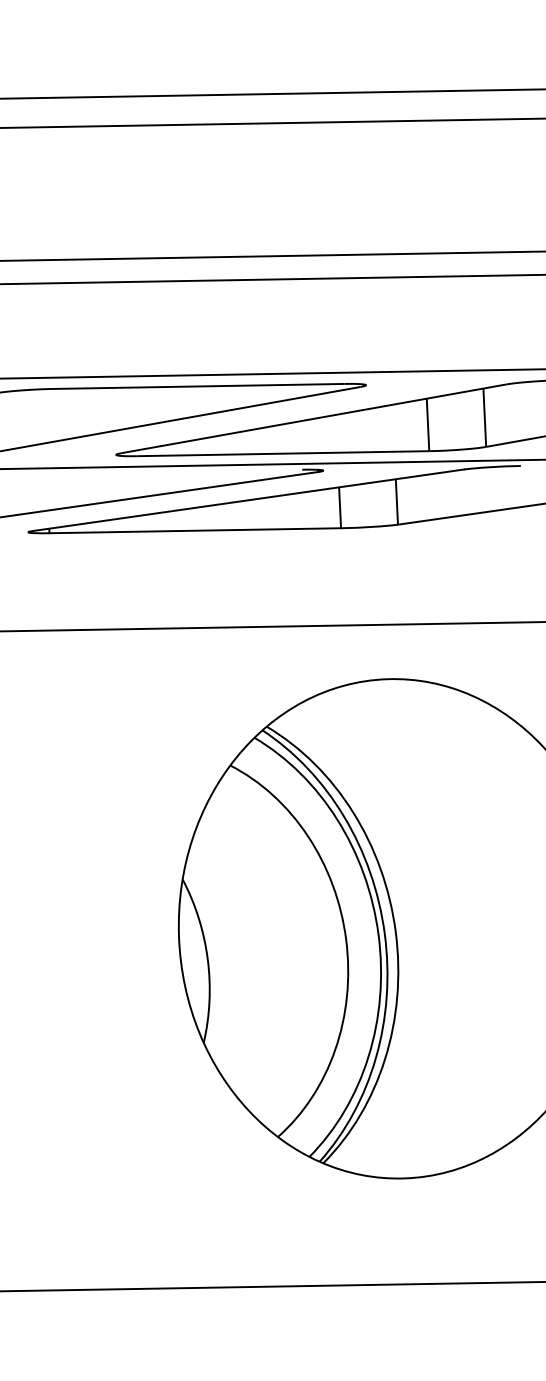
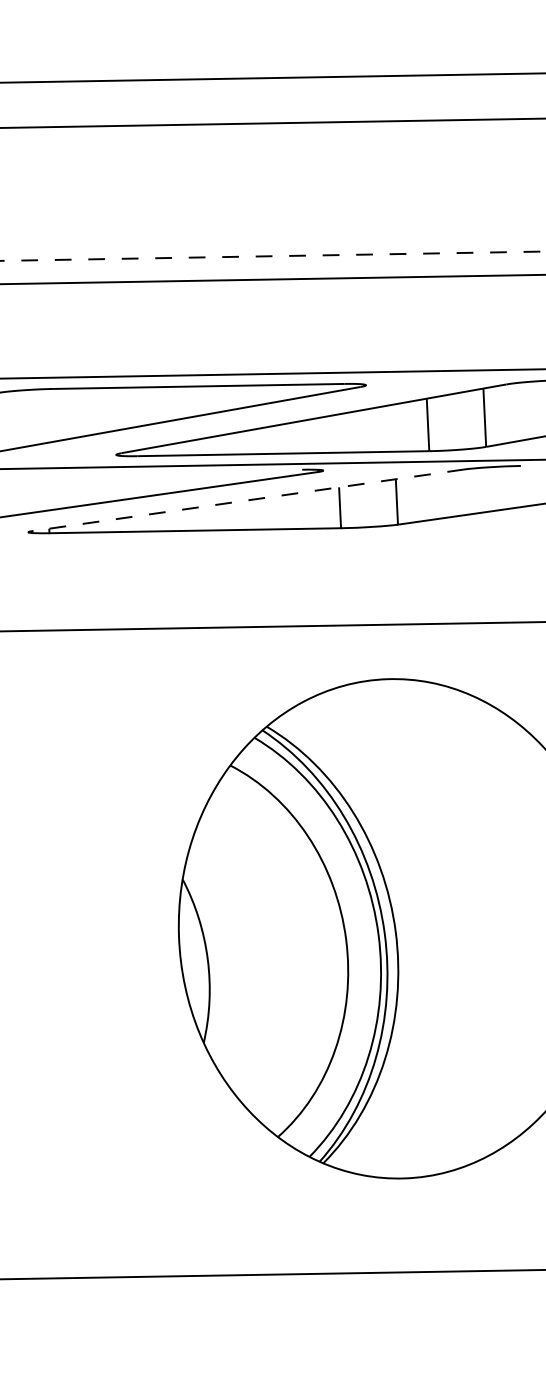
line position: (272, 93) -> (272, 77) (272, 77)
line: solid -> dashed (272, 256)
line: solid -> dashed (248, 500)
line position: (272, 1286) -> (272, 1274) (272, 1274)
